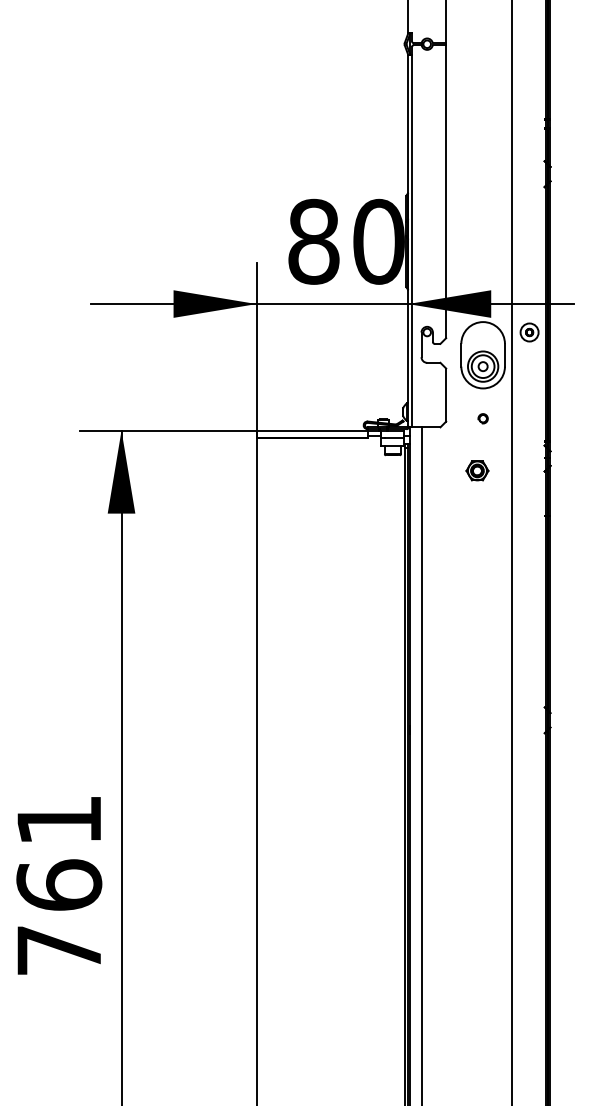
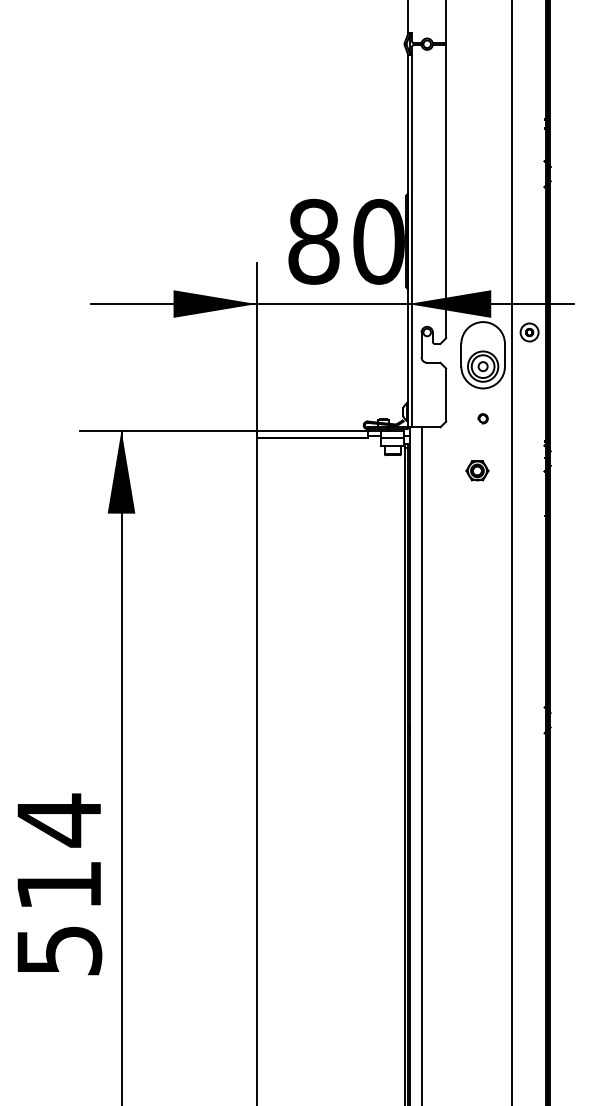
text: 761 -> 514 (59, 884)
